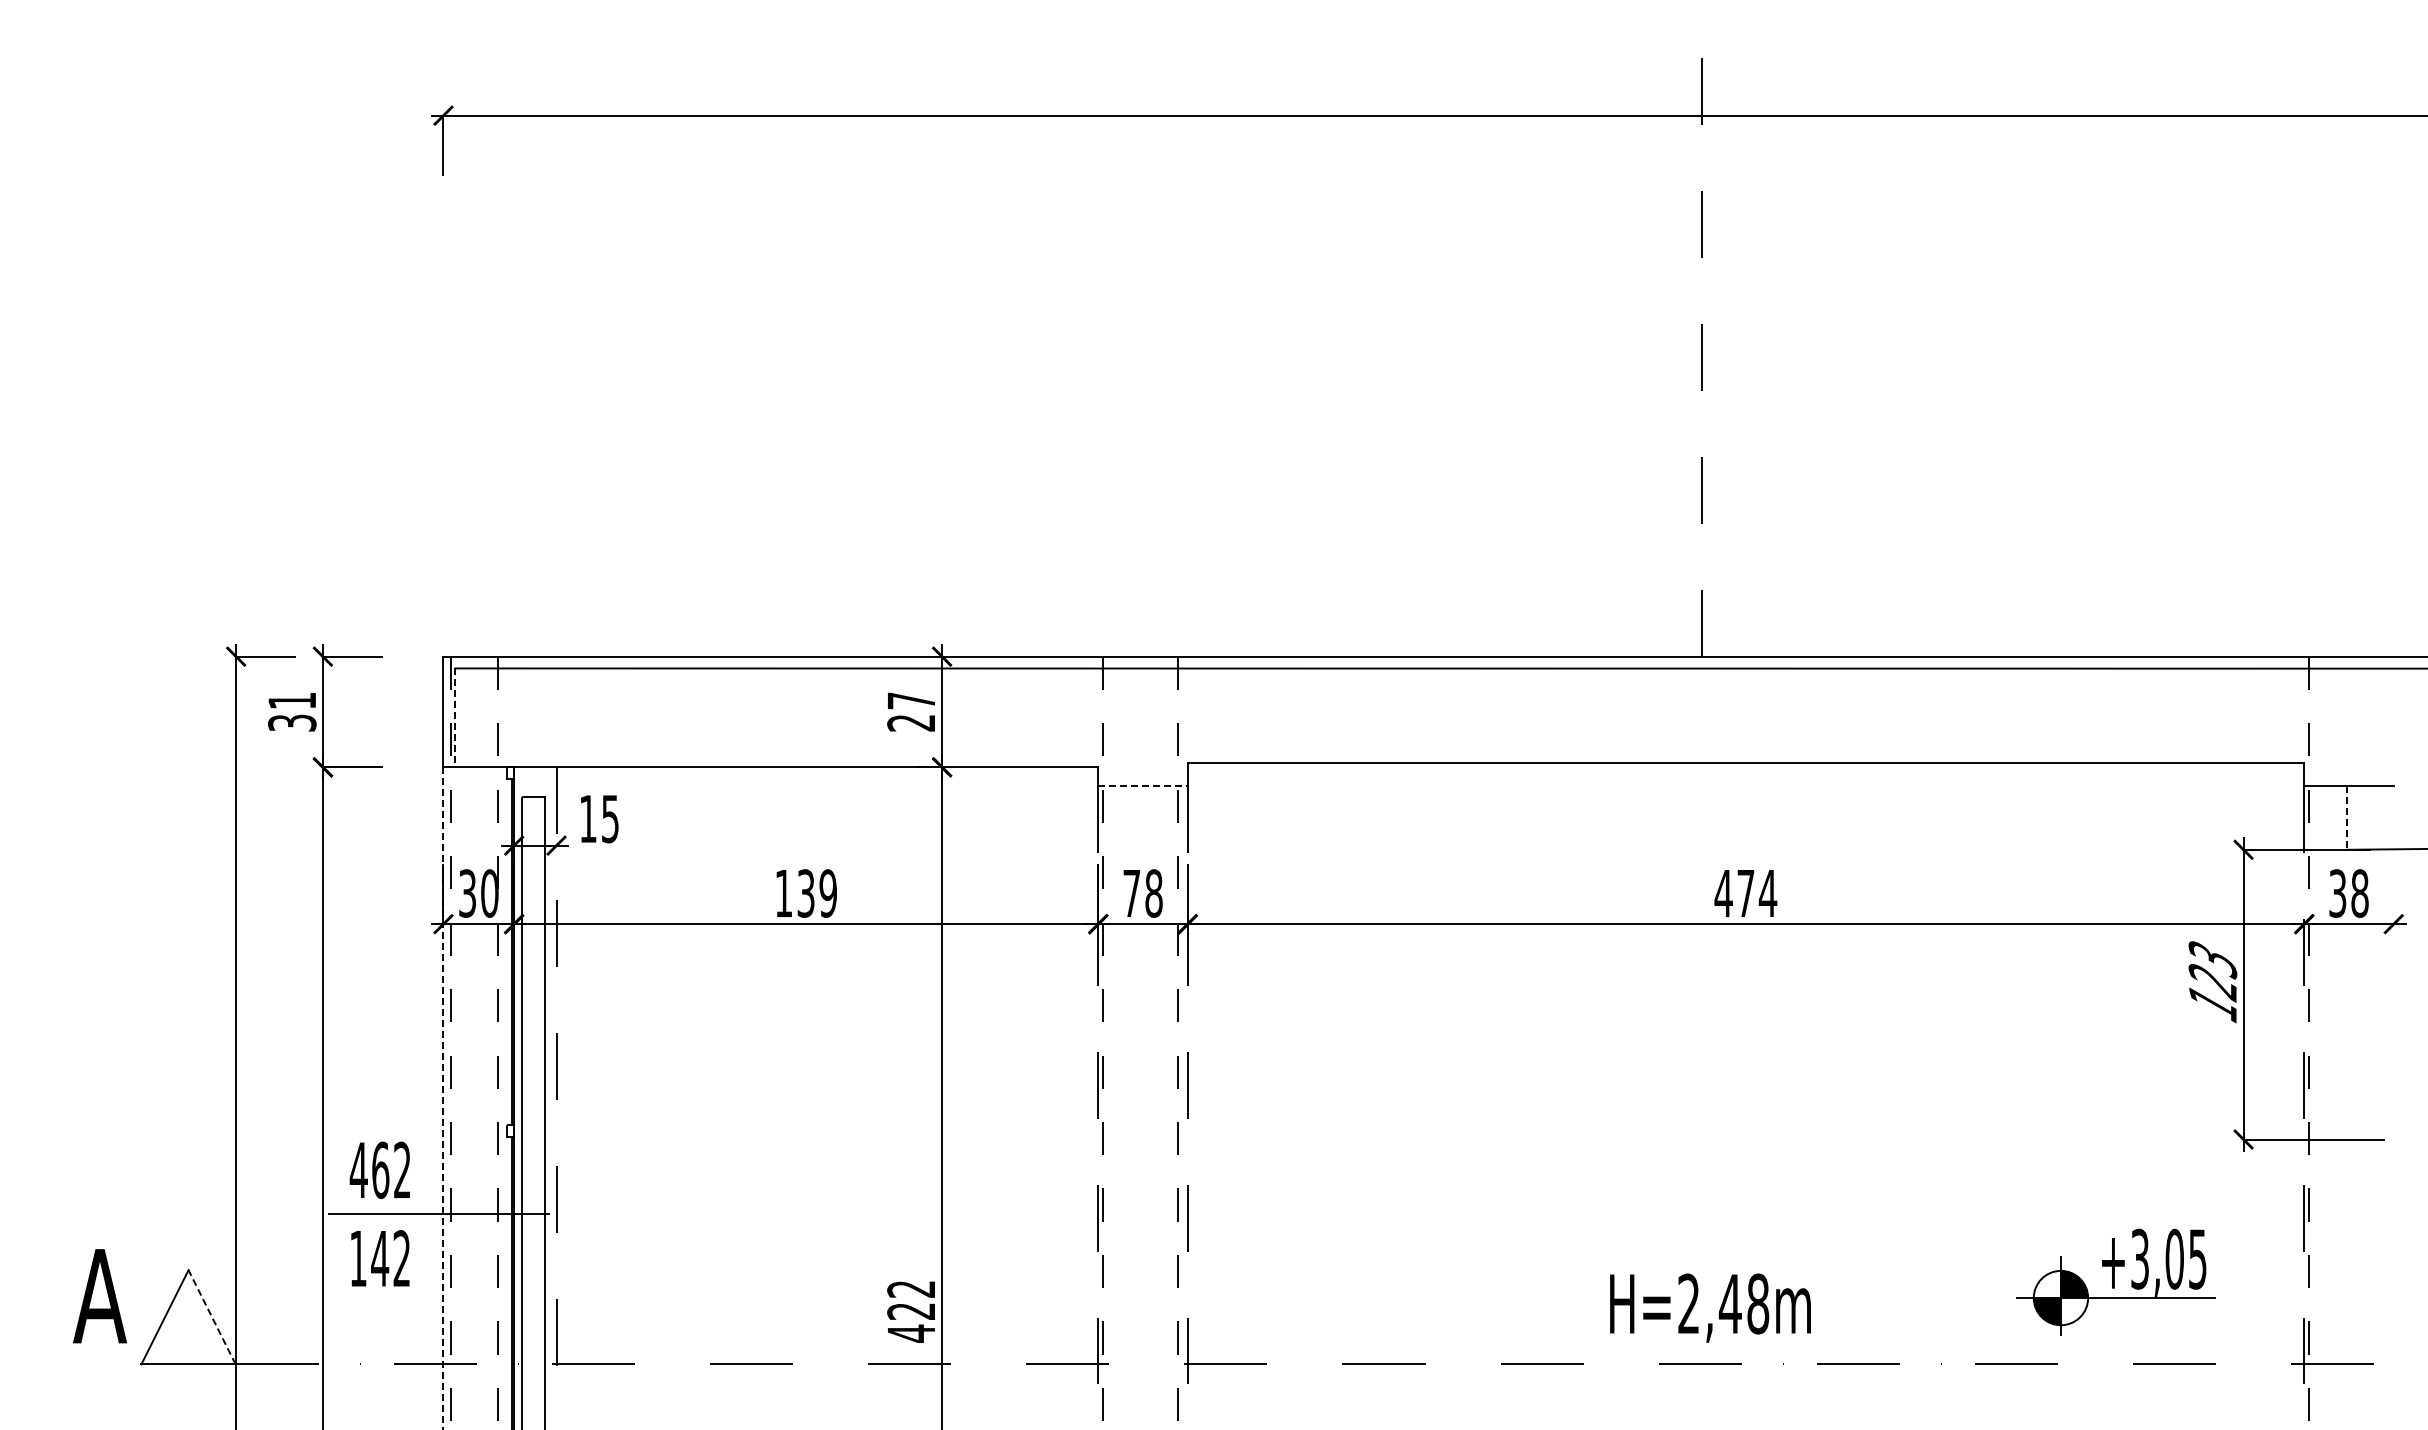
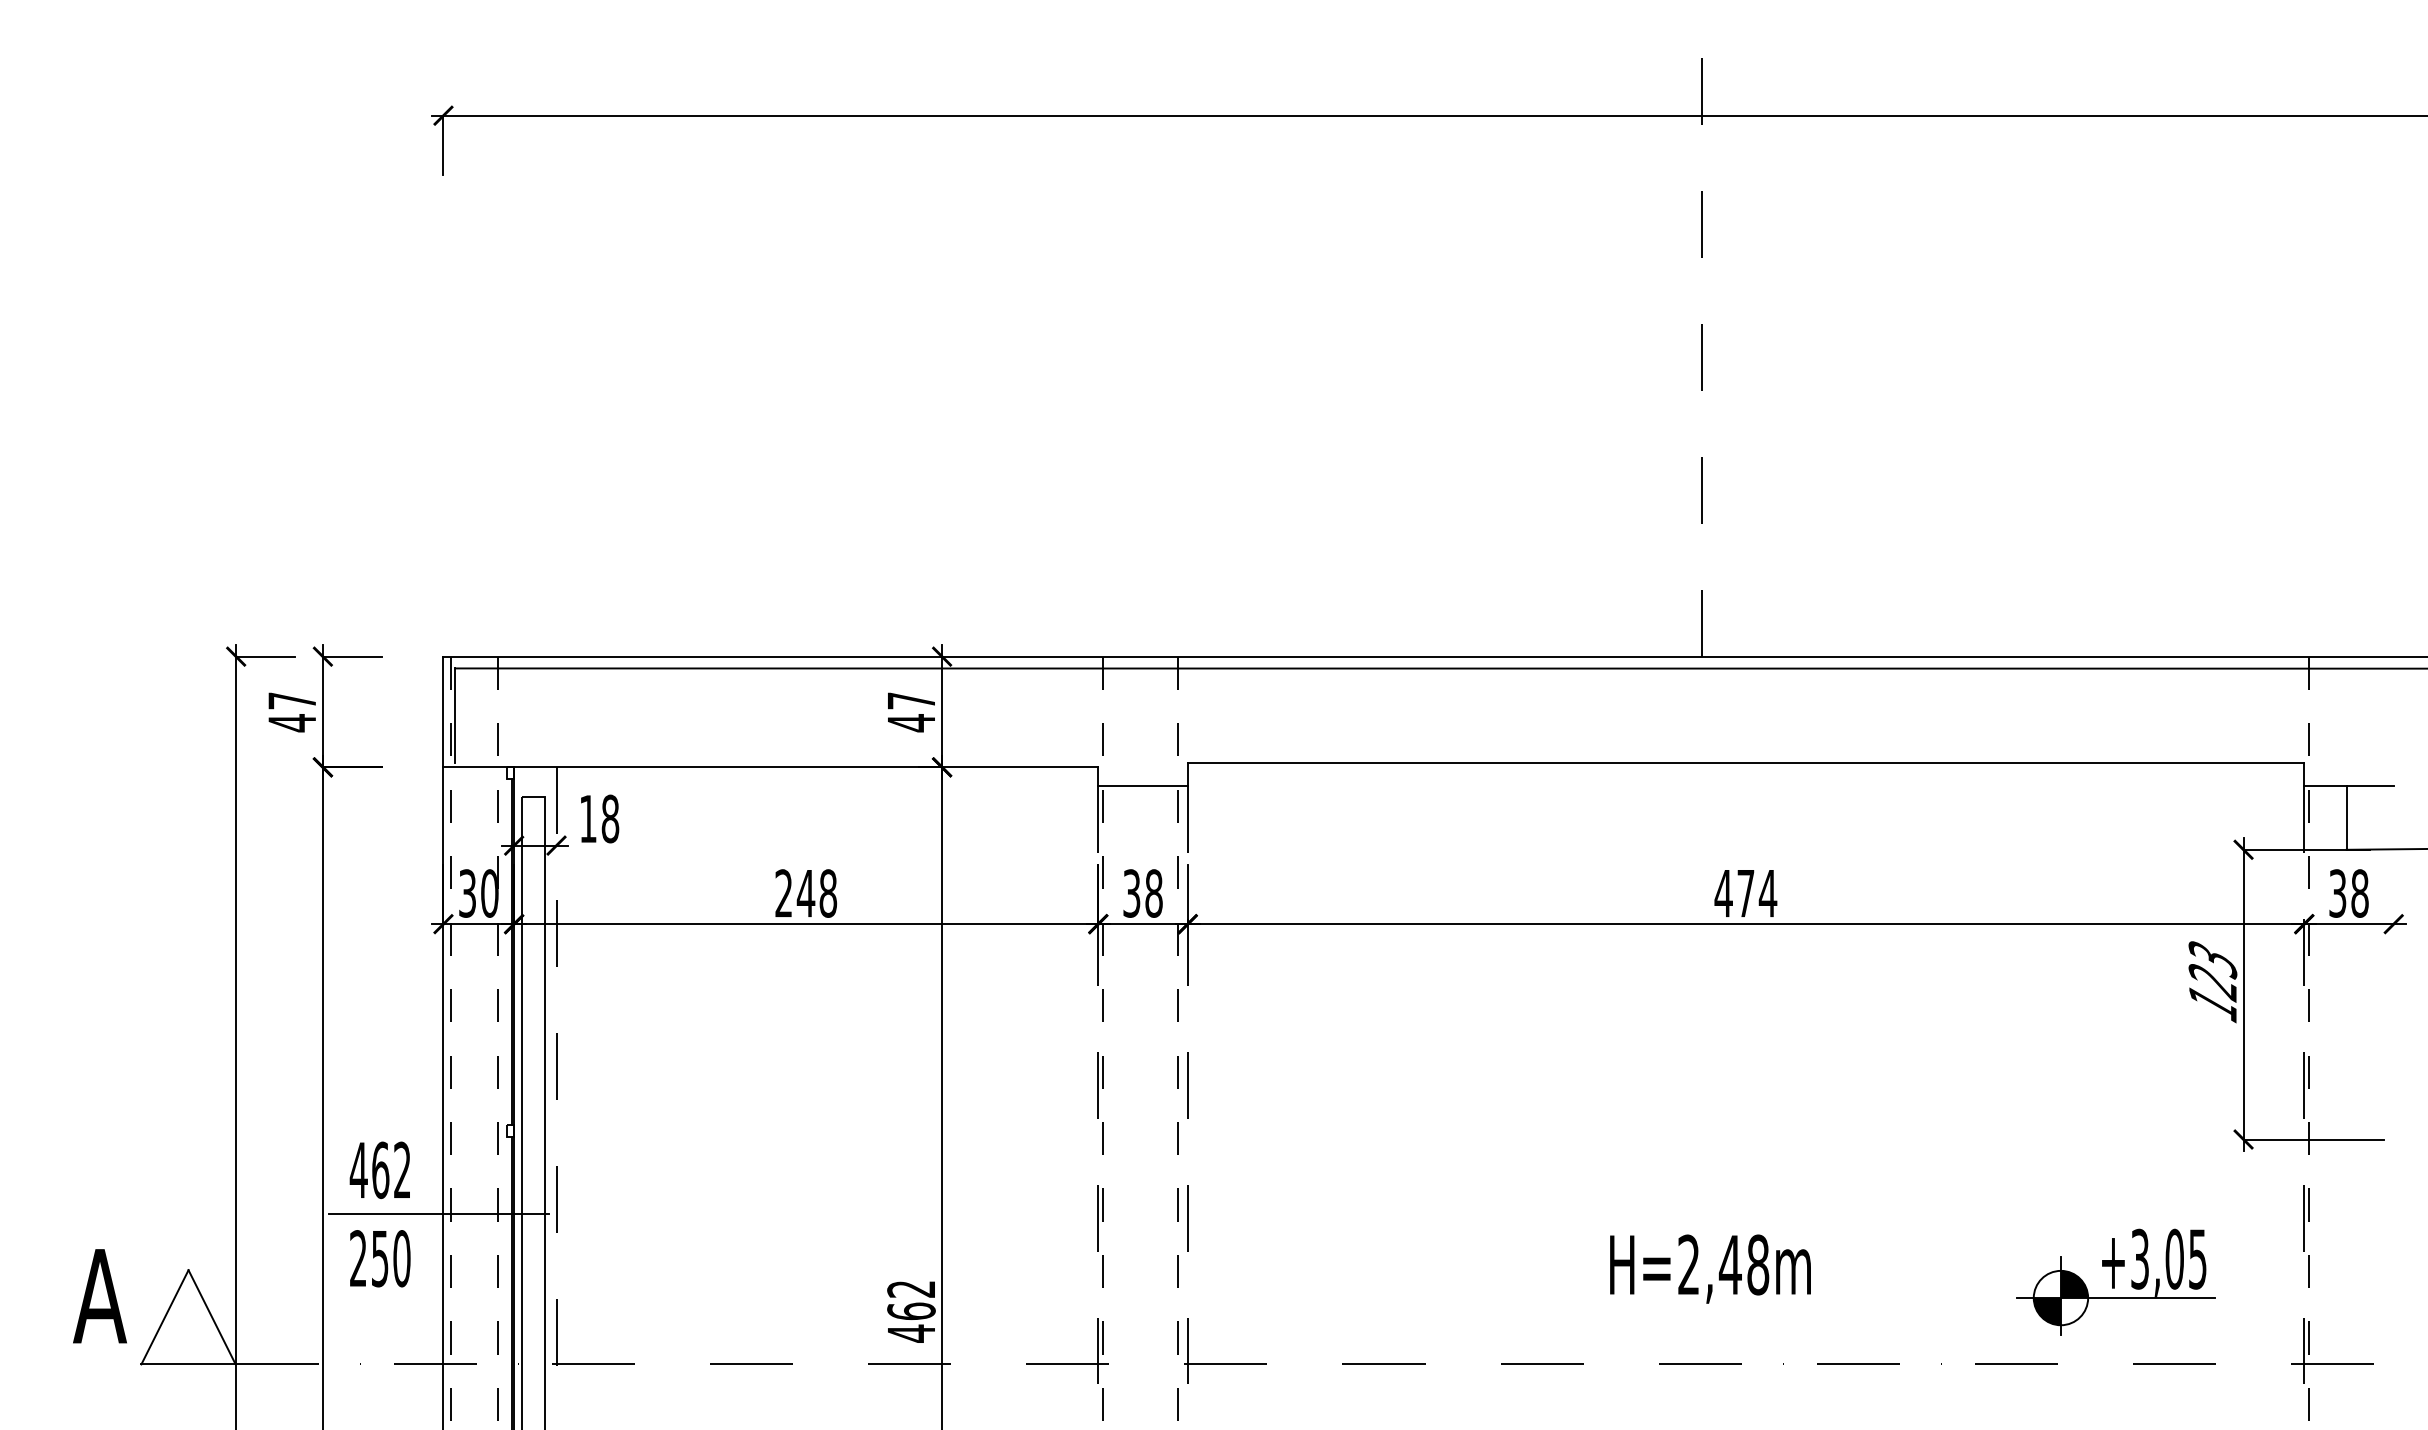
text: 31 -> 47 (292, 712)
line: dashed -> solid (455, 715)
text: 27 -> 47 (910, 723)
line: dashed -> solid (1143, 786)
text: 15 -> 18 (610, 818)
line: dashed -> solid (2346, 818)
text: 139 -> 248 (806, 893)
text: 78 -> 38 (1131, 893)
line: dashed -> solid (443, 1099)
text: 142 -> 250 (380, 1258)
text position: (1710, 1307) -> (1710, 1268) (1710, 1268)
text: 422 -> 462 (911, 1311)
line: dashed -> solid (212, 1317)
